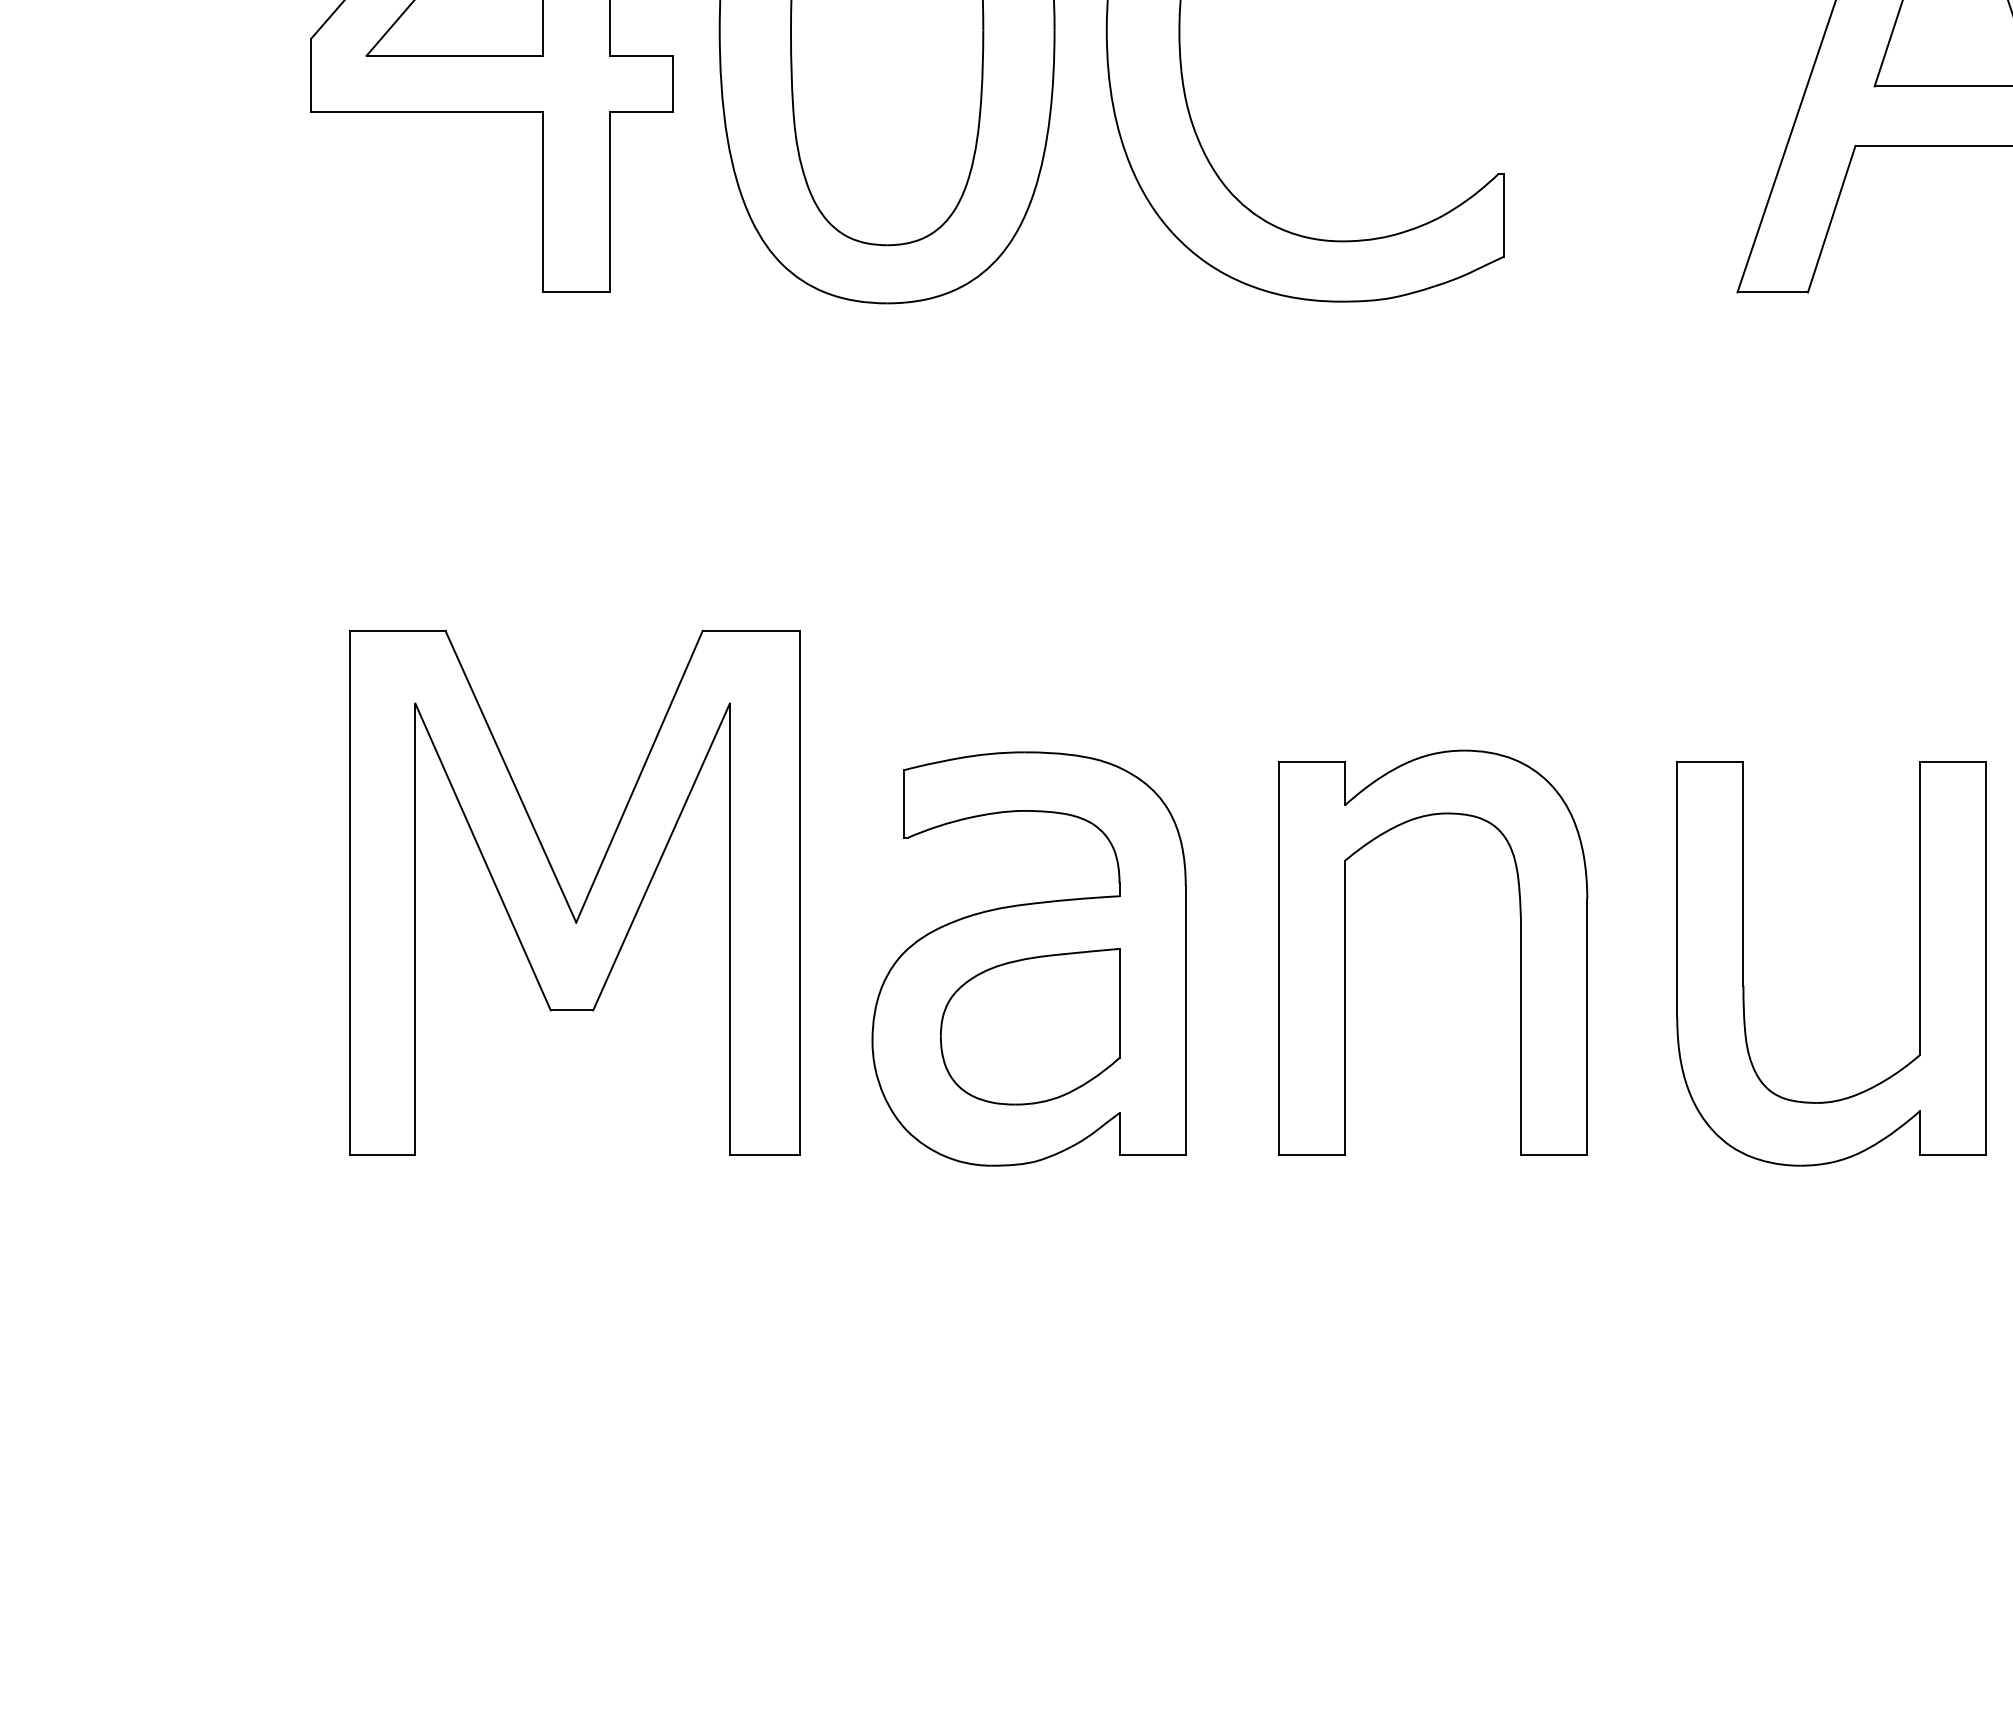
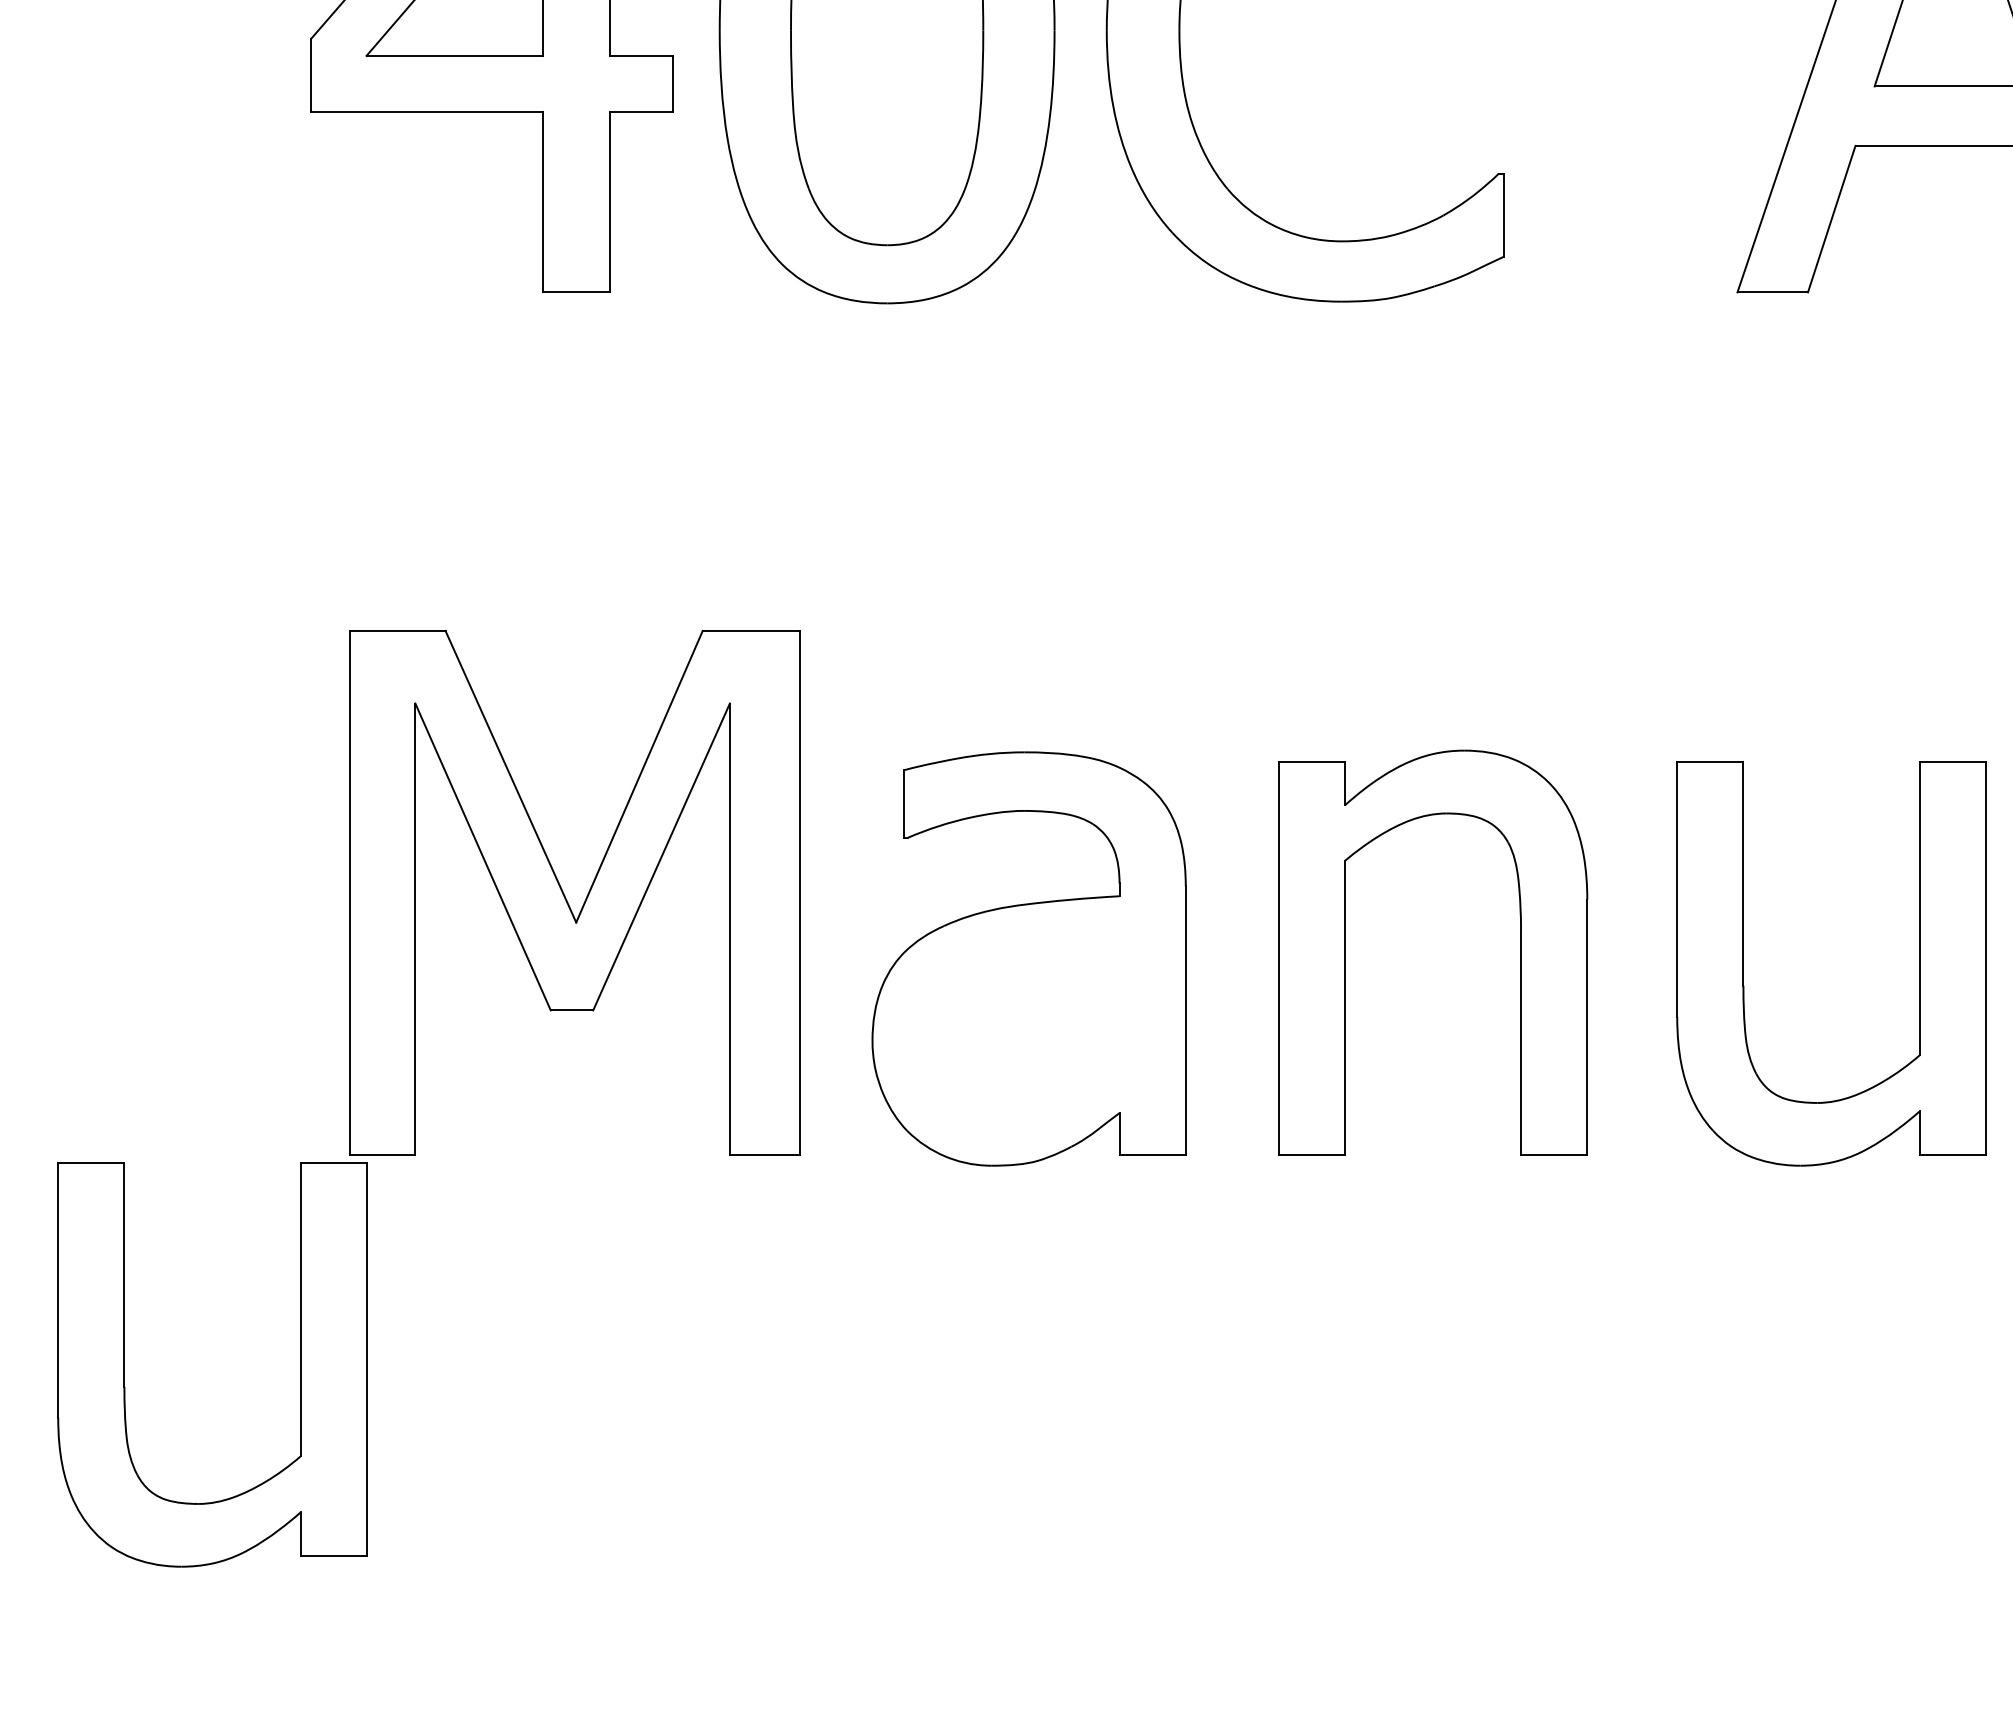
part: present -> none (1030, 1026)
part: none -> present (124, 1364)
